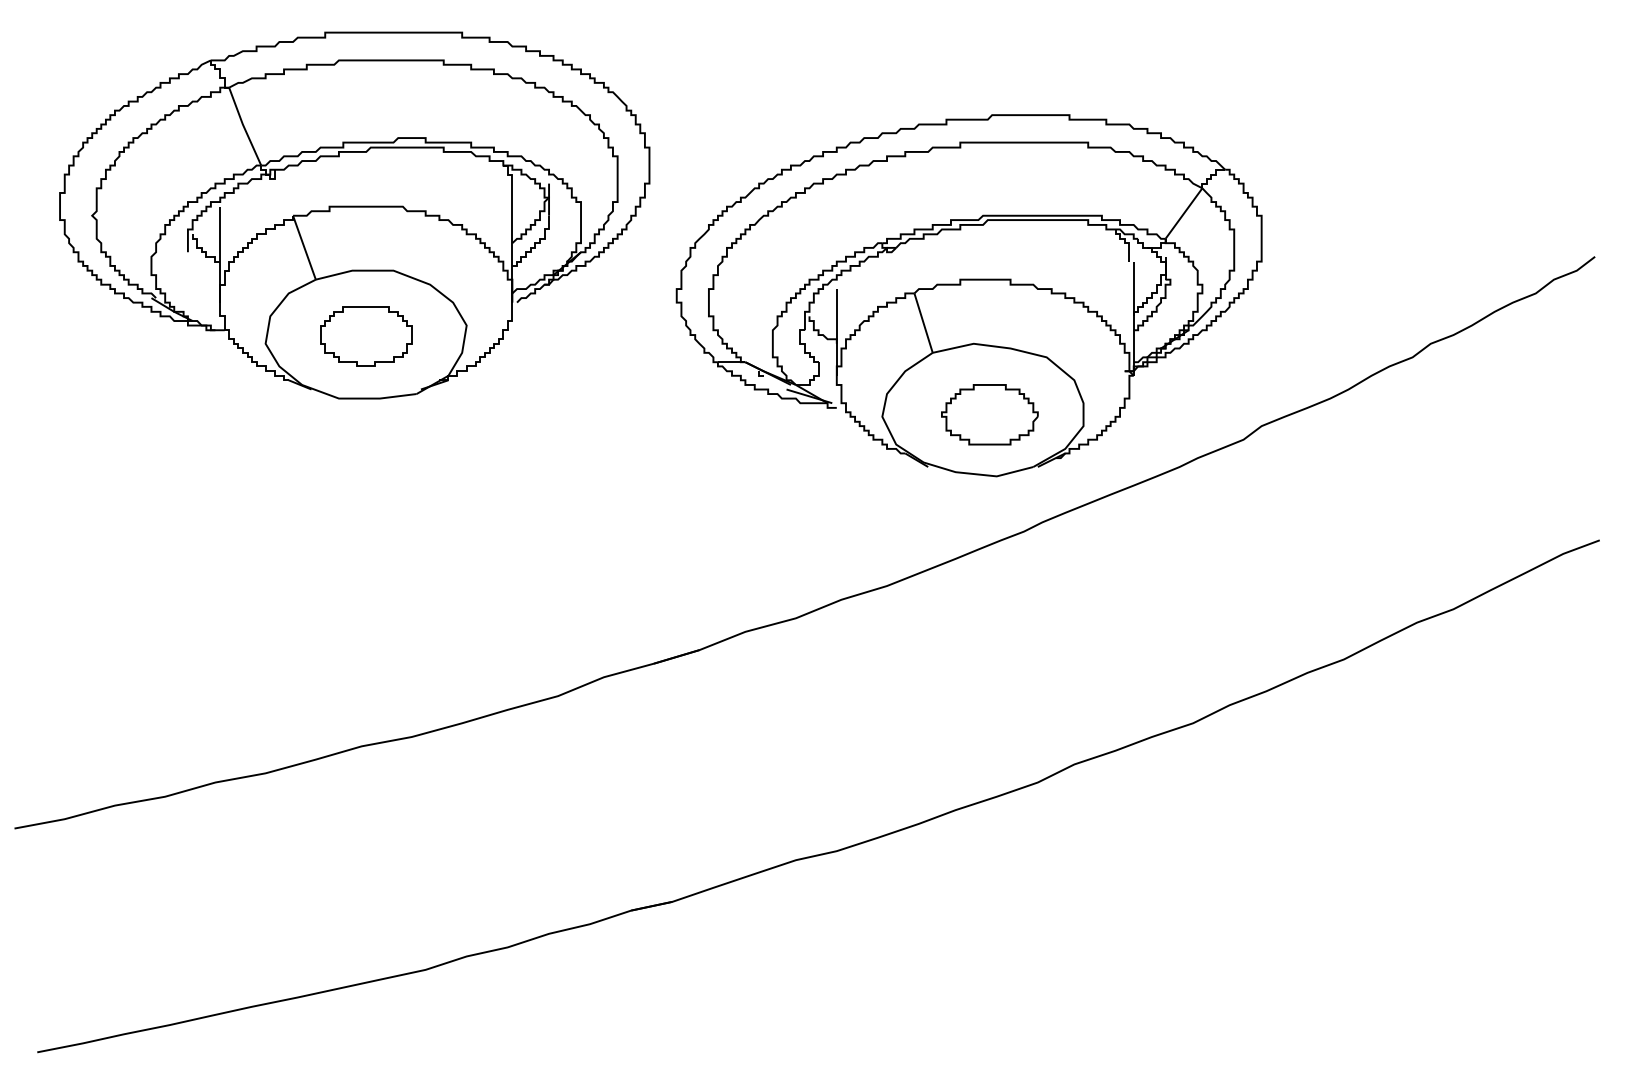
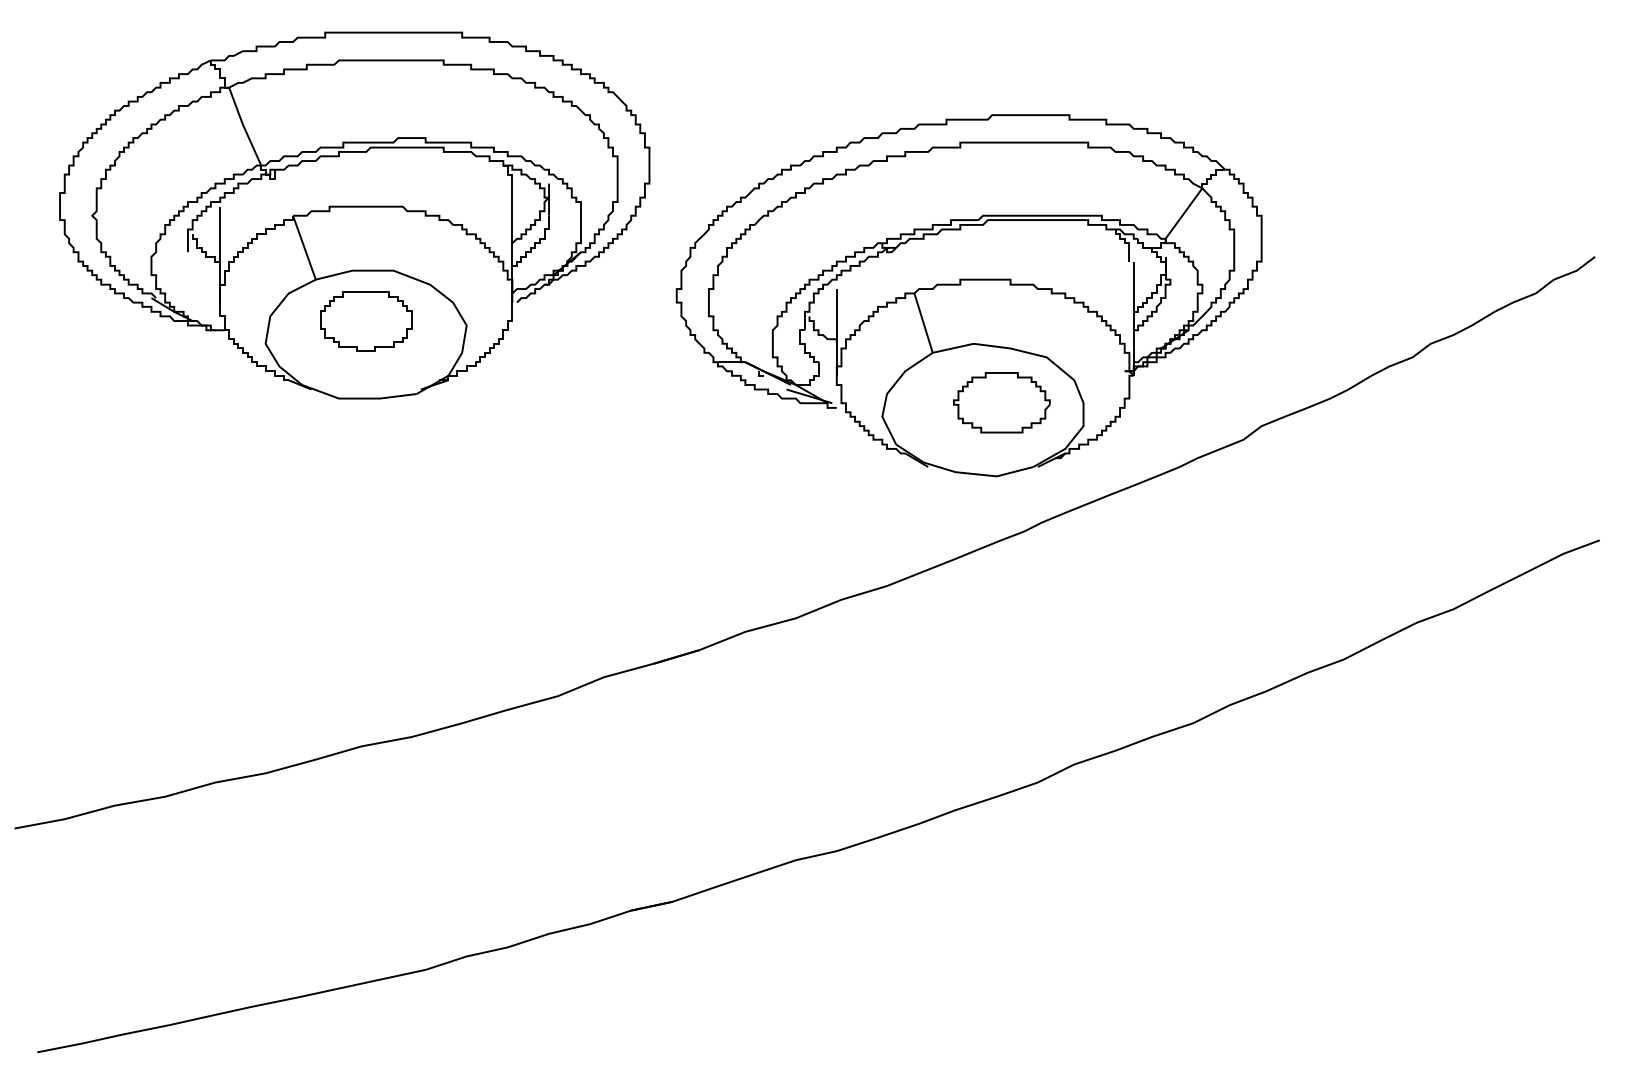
part position: (366, 336) -> (366, 321) (366, 321)
part position: (989, 414) -> (1001, 402) (1001, 402)
